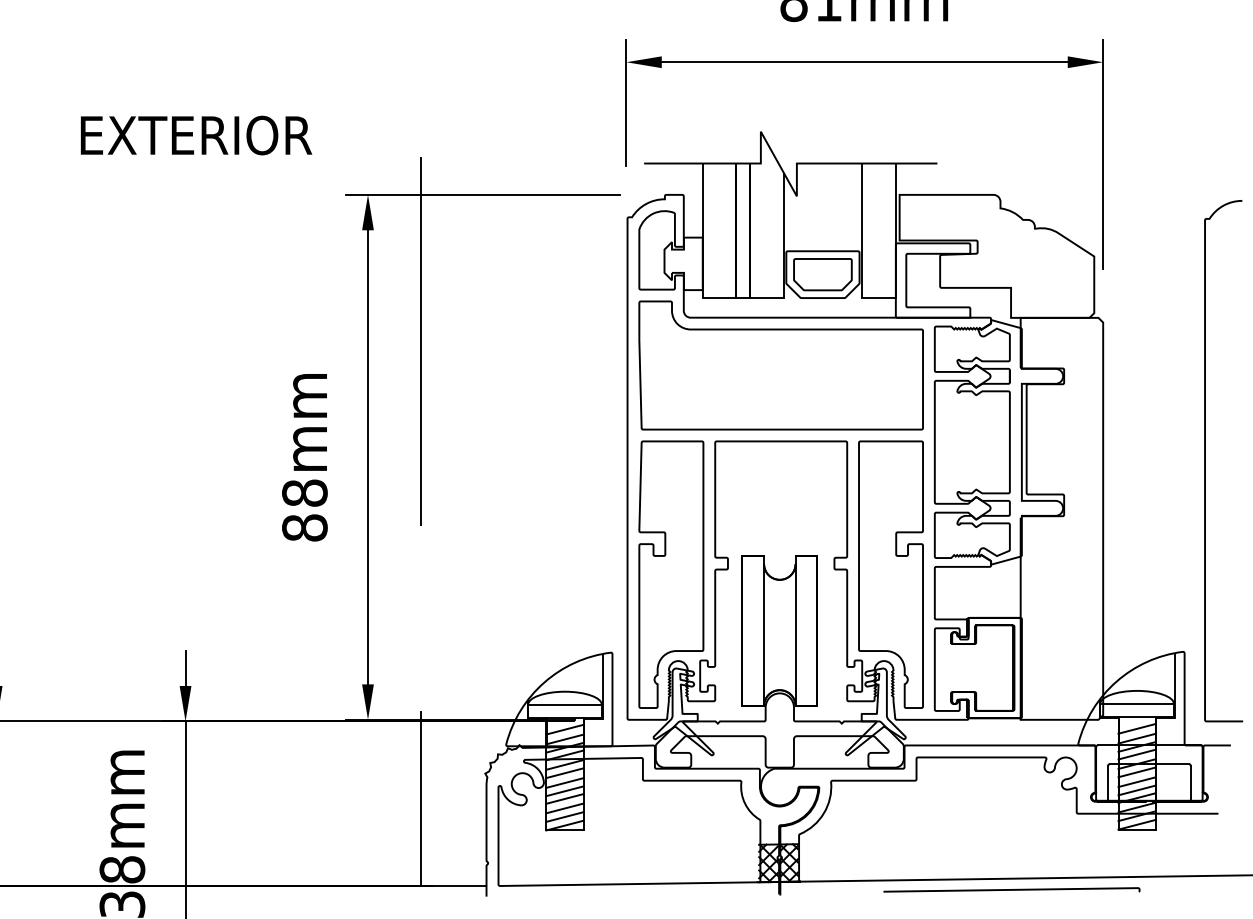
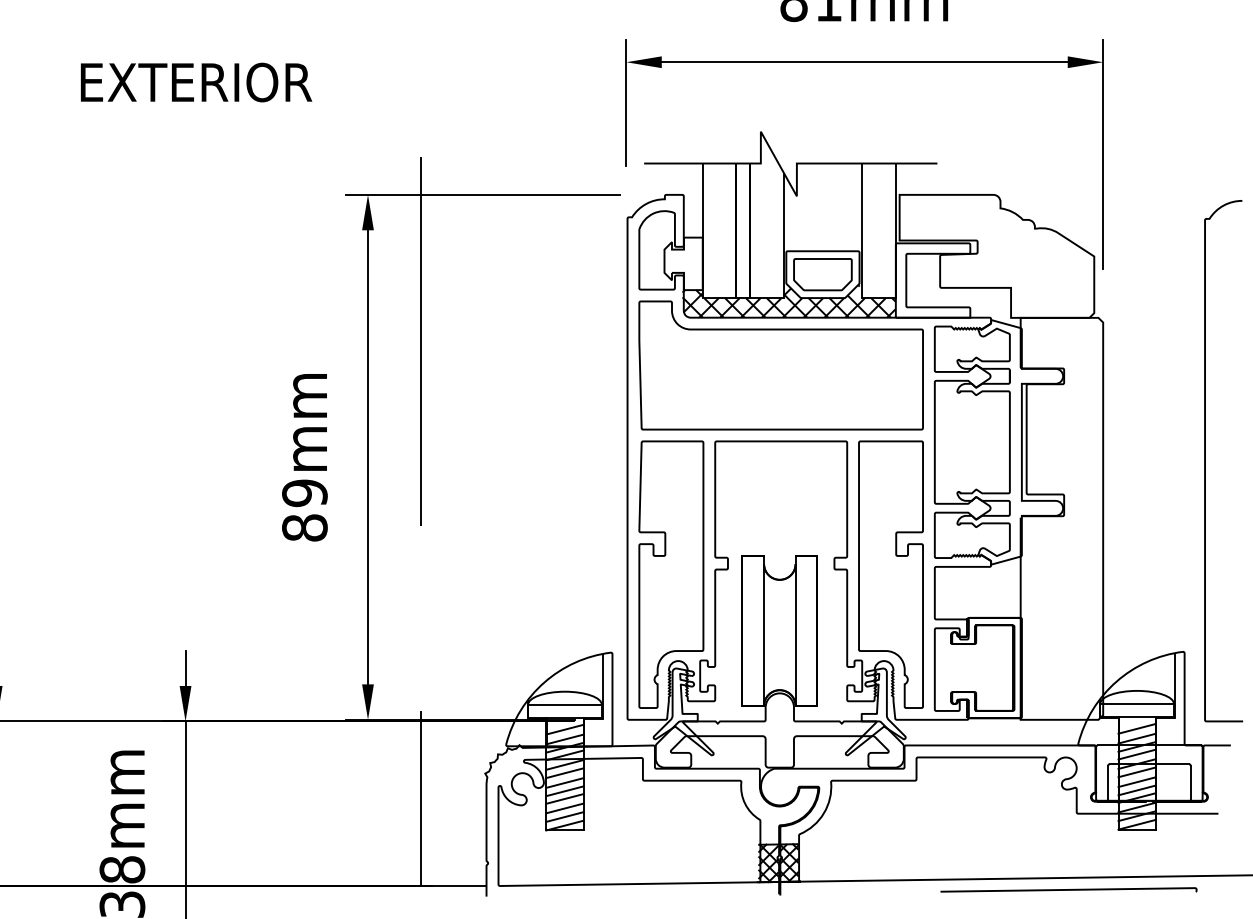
text position: (196, 135) -> (196, 82) (196, 82)
hatch: none -> present (788, 300)
text: 88mm -> 89mm (304, 493)
curve position: (1011, 889) -> (1068, 889) (1068, 889)
